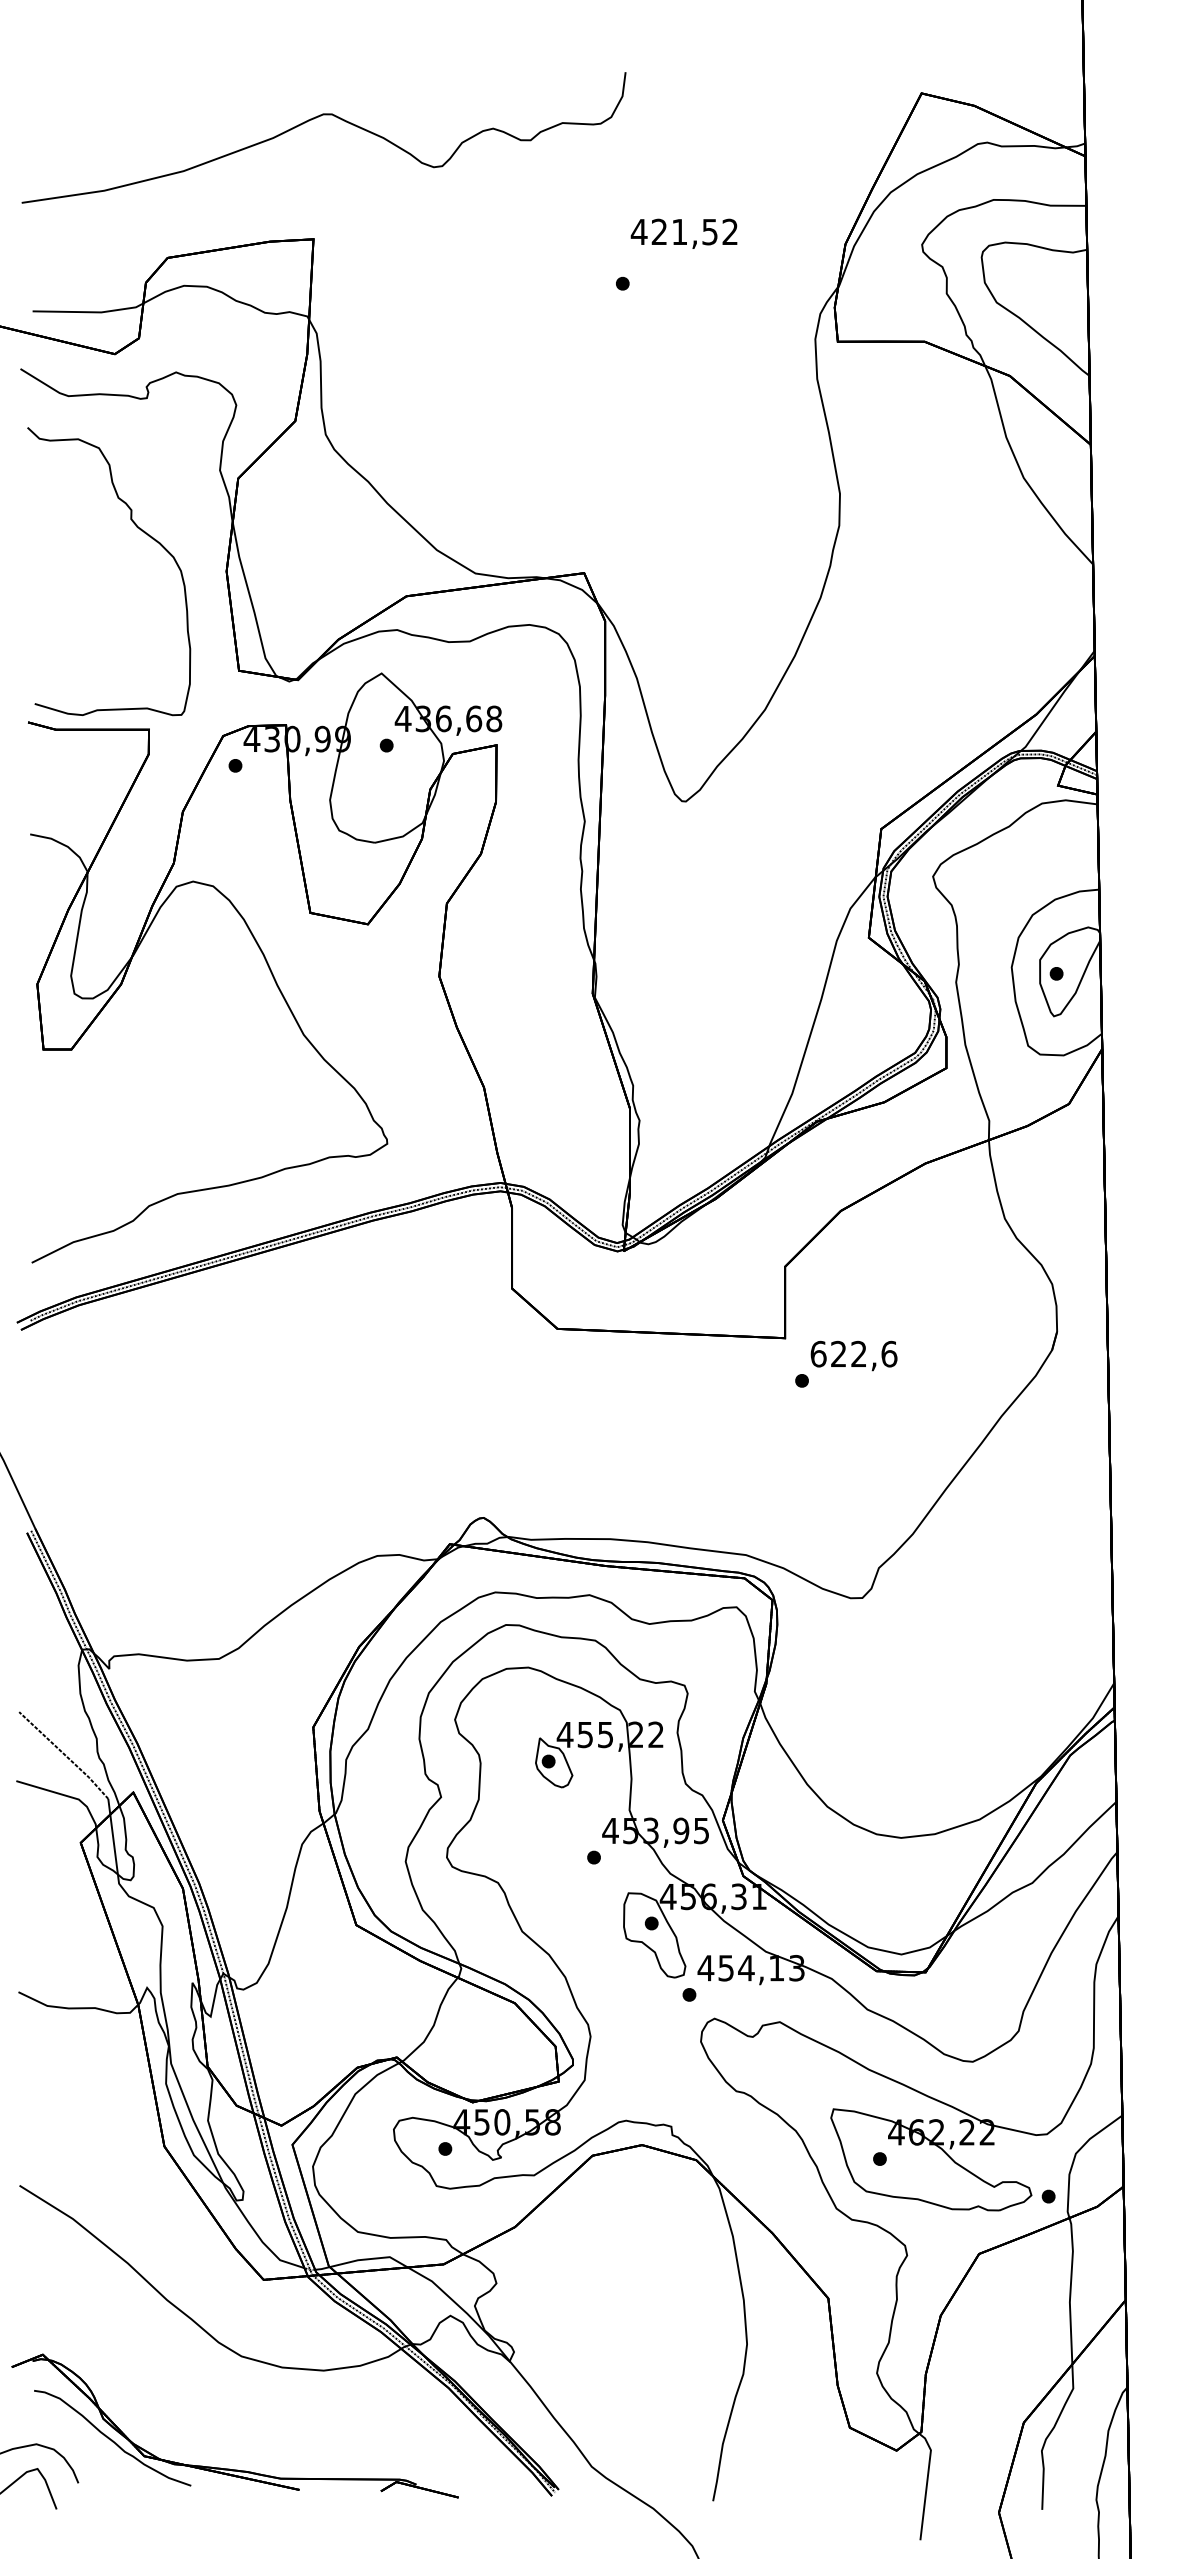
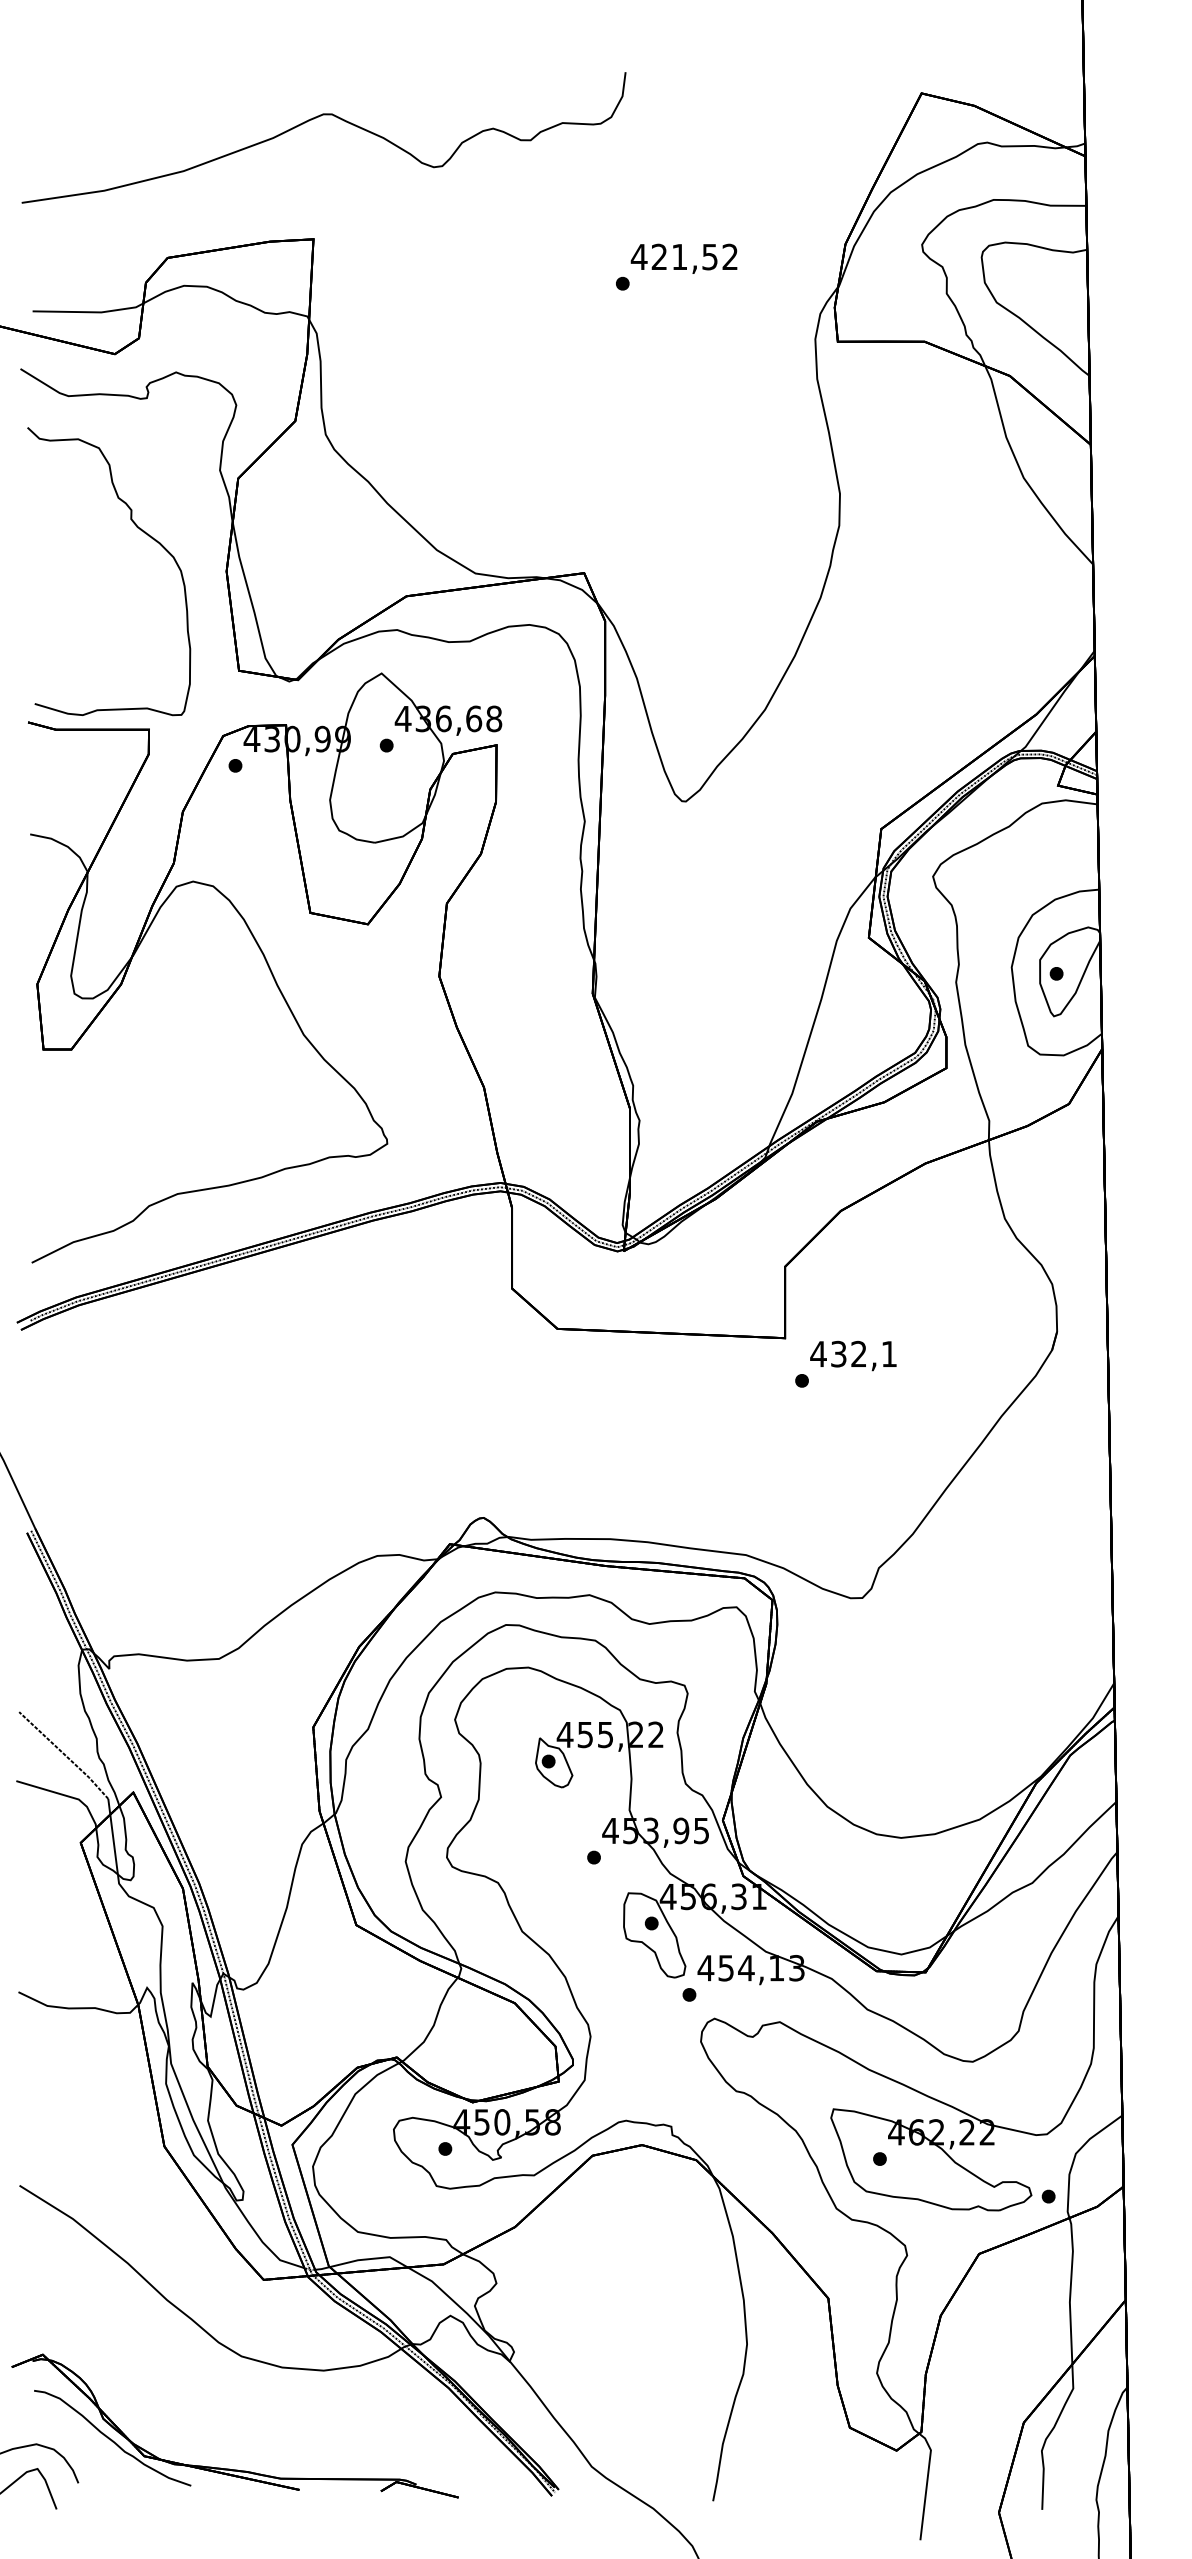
text position: (683, 233) -> (683, 258) (683, 258)
text: 622,6 -> 432,1 (853, 1353)
